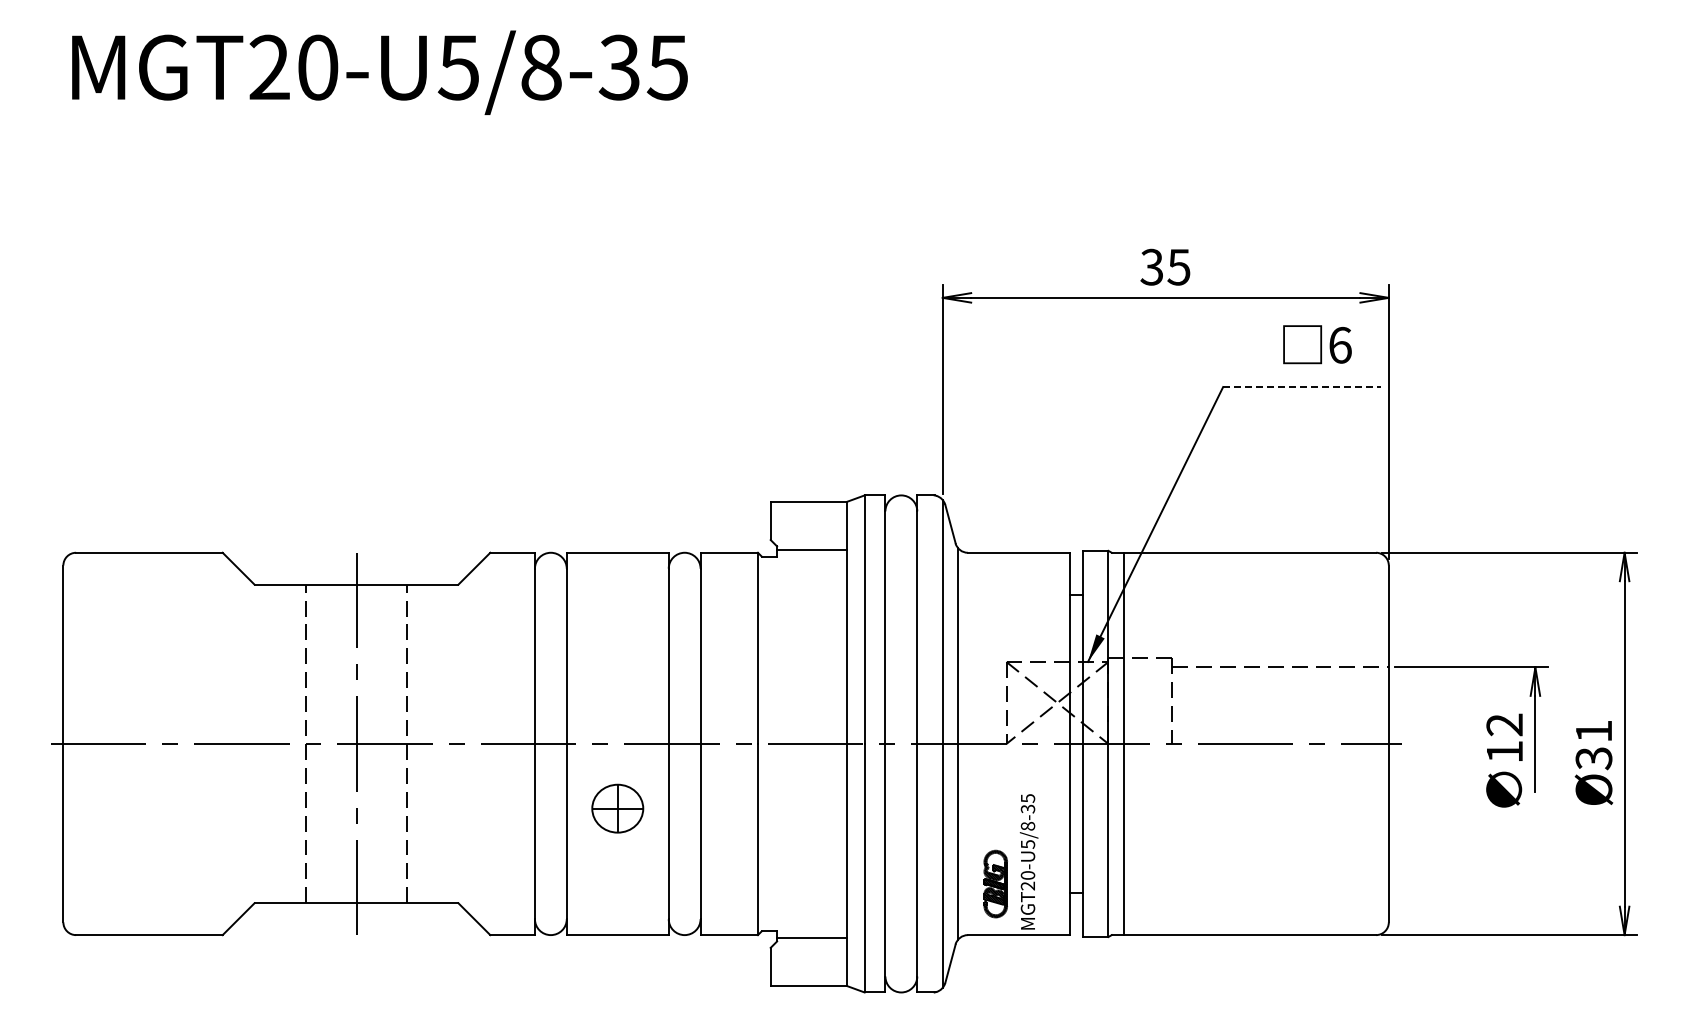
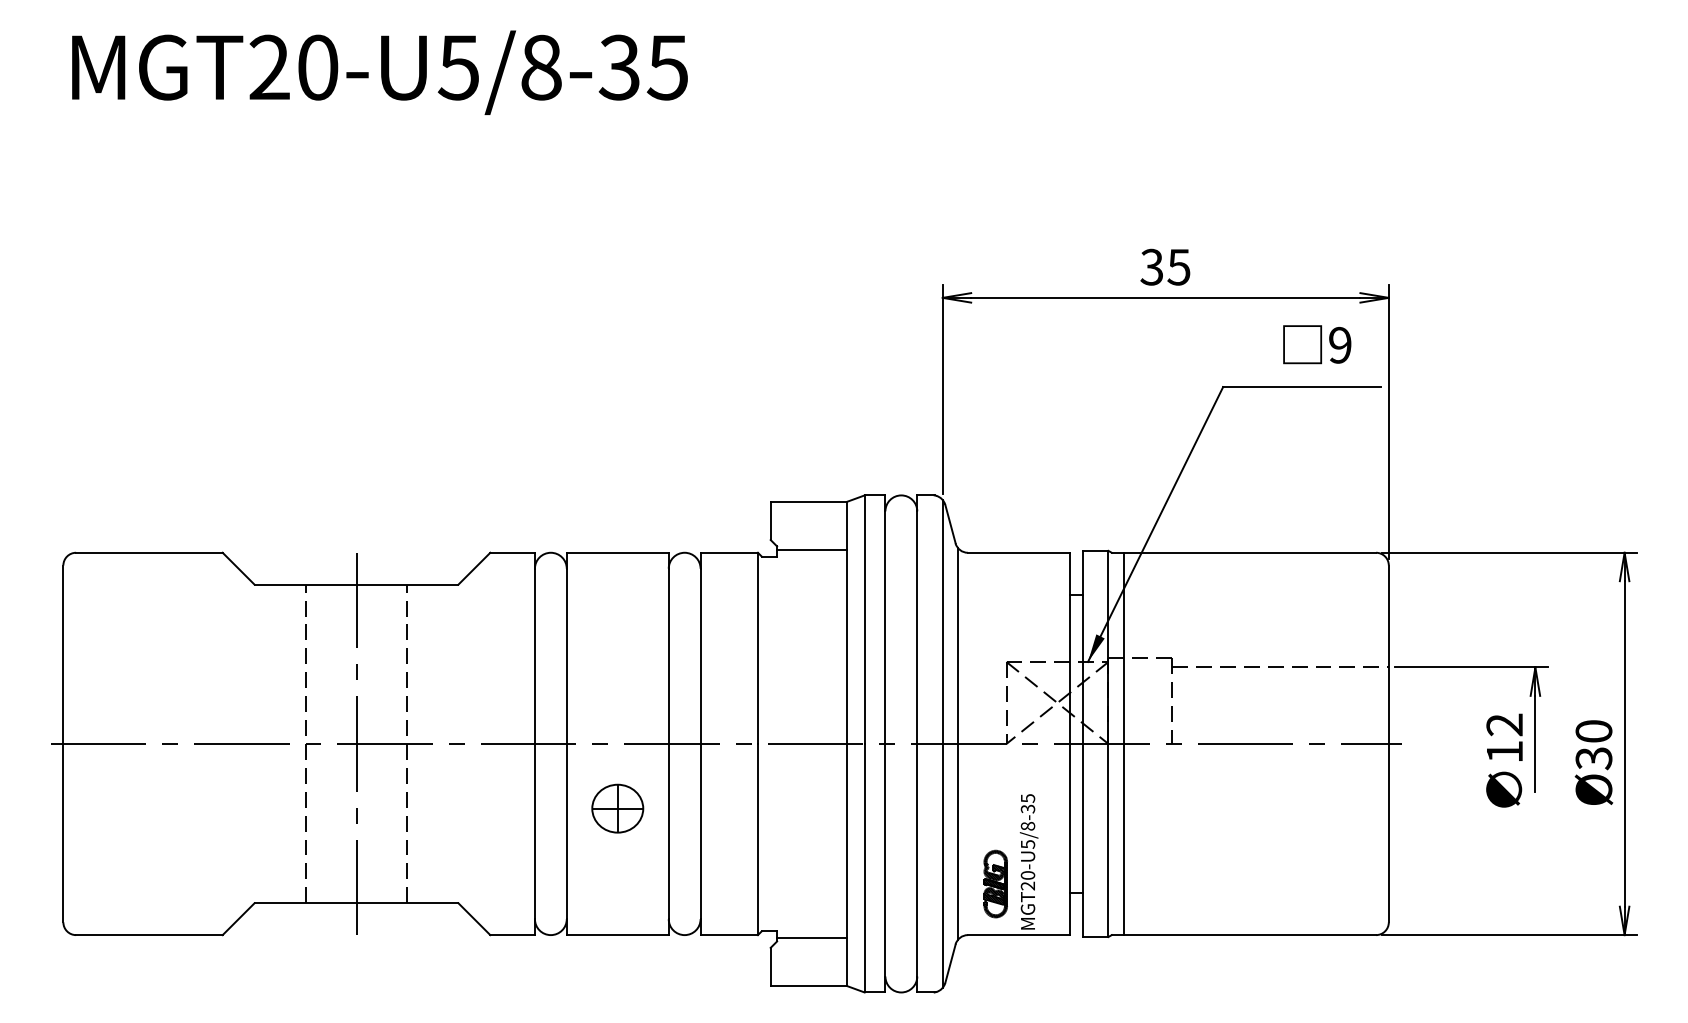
text: 6 -> 9 (1340, 344)
line: dashed -> solid (1302, 387)
text: Ø31 -> Ø30 (1593, 731)
